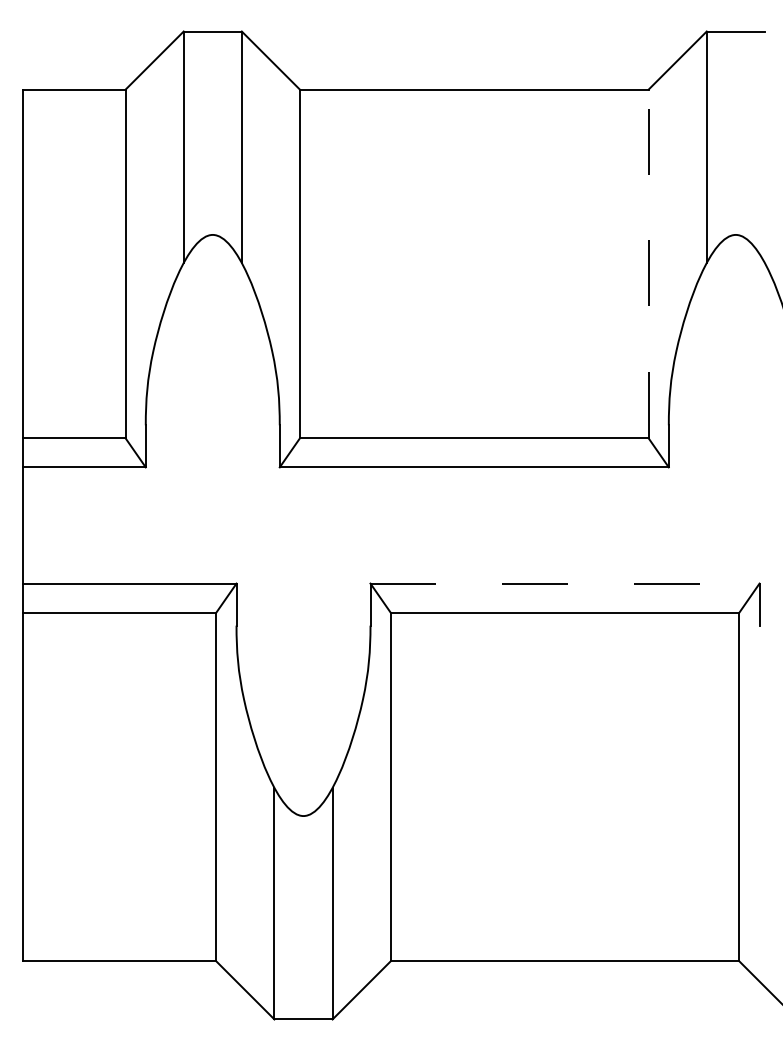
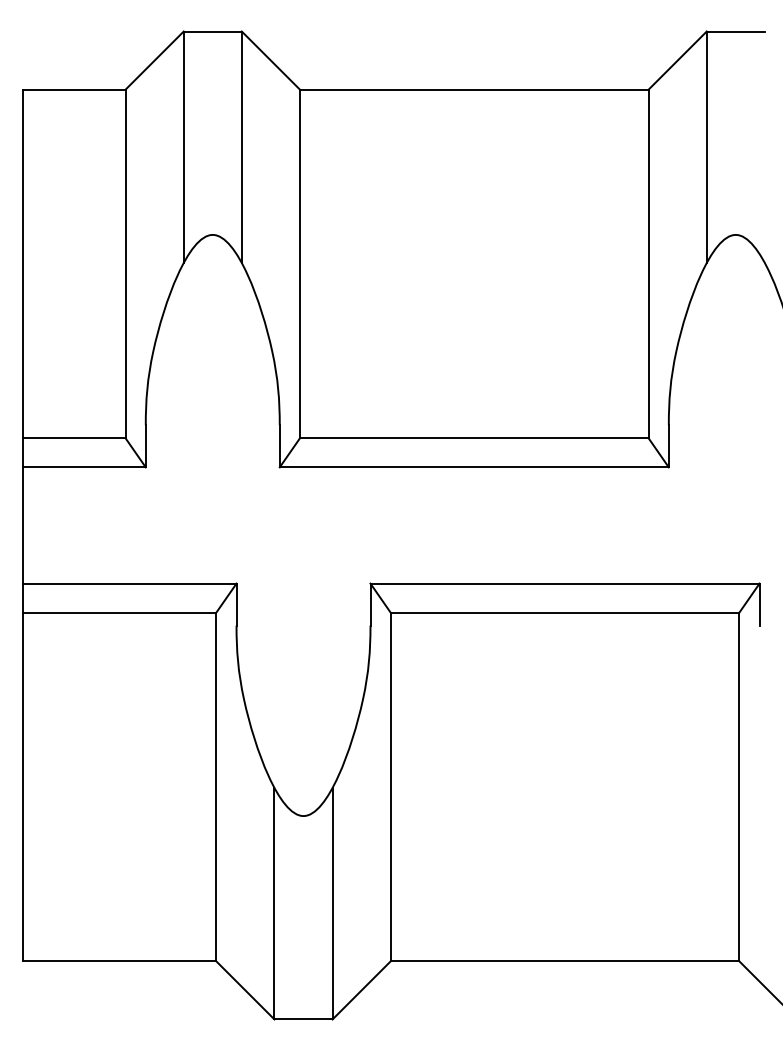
line: dashed -> solid (648, 263)
line: dashed -> solid (565, 583)
